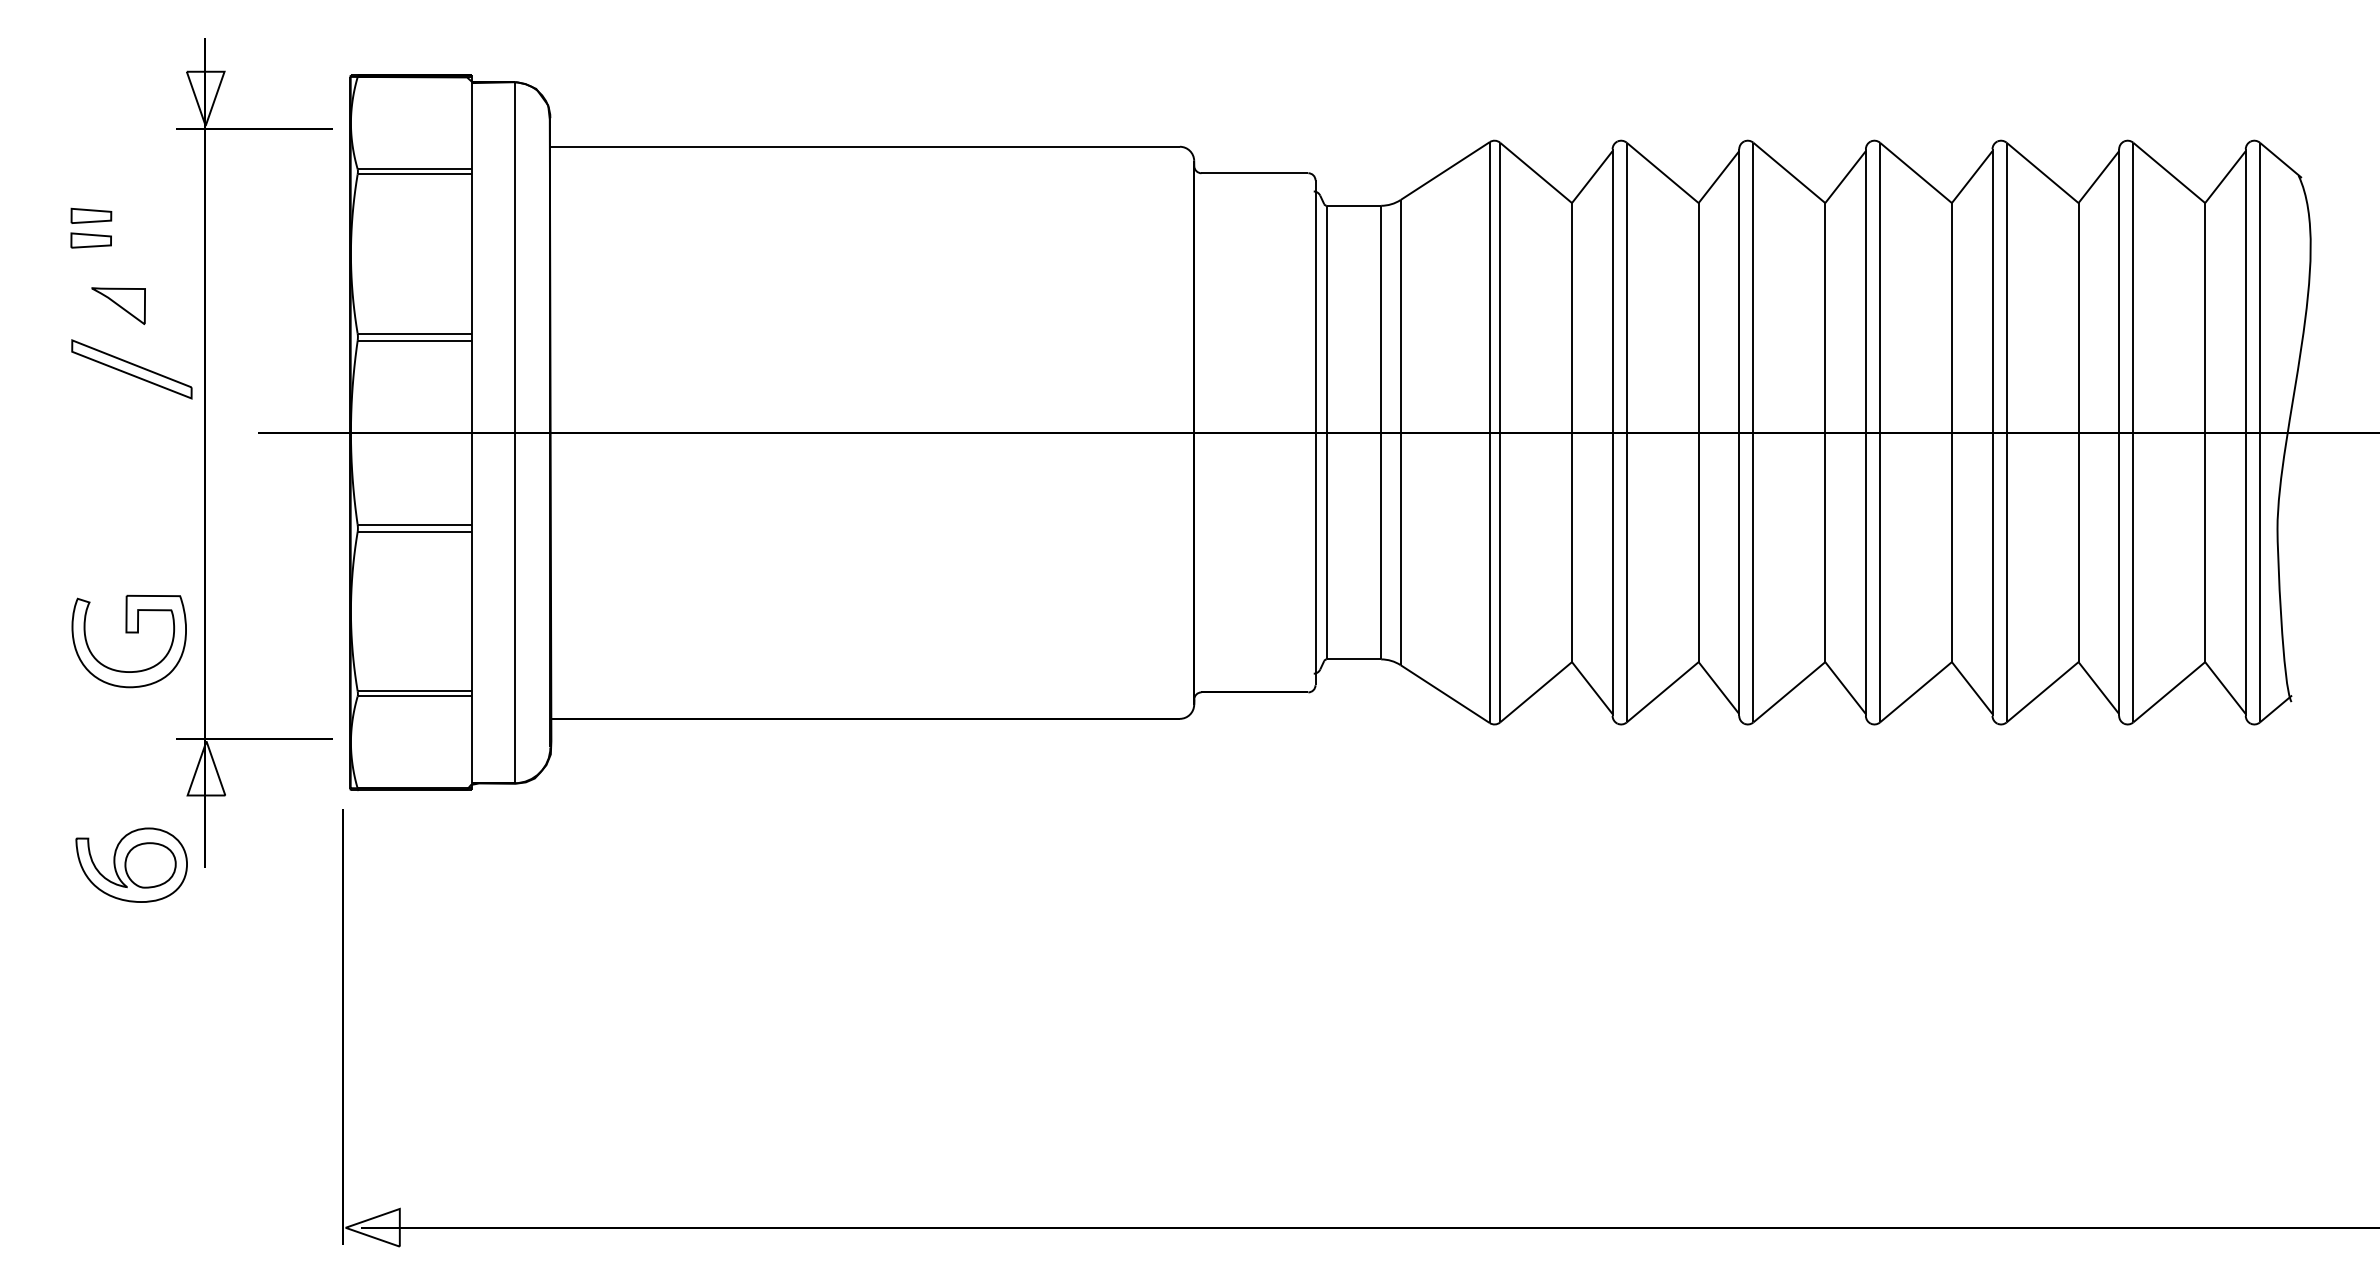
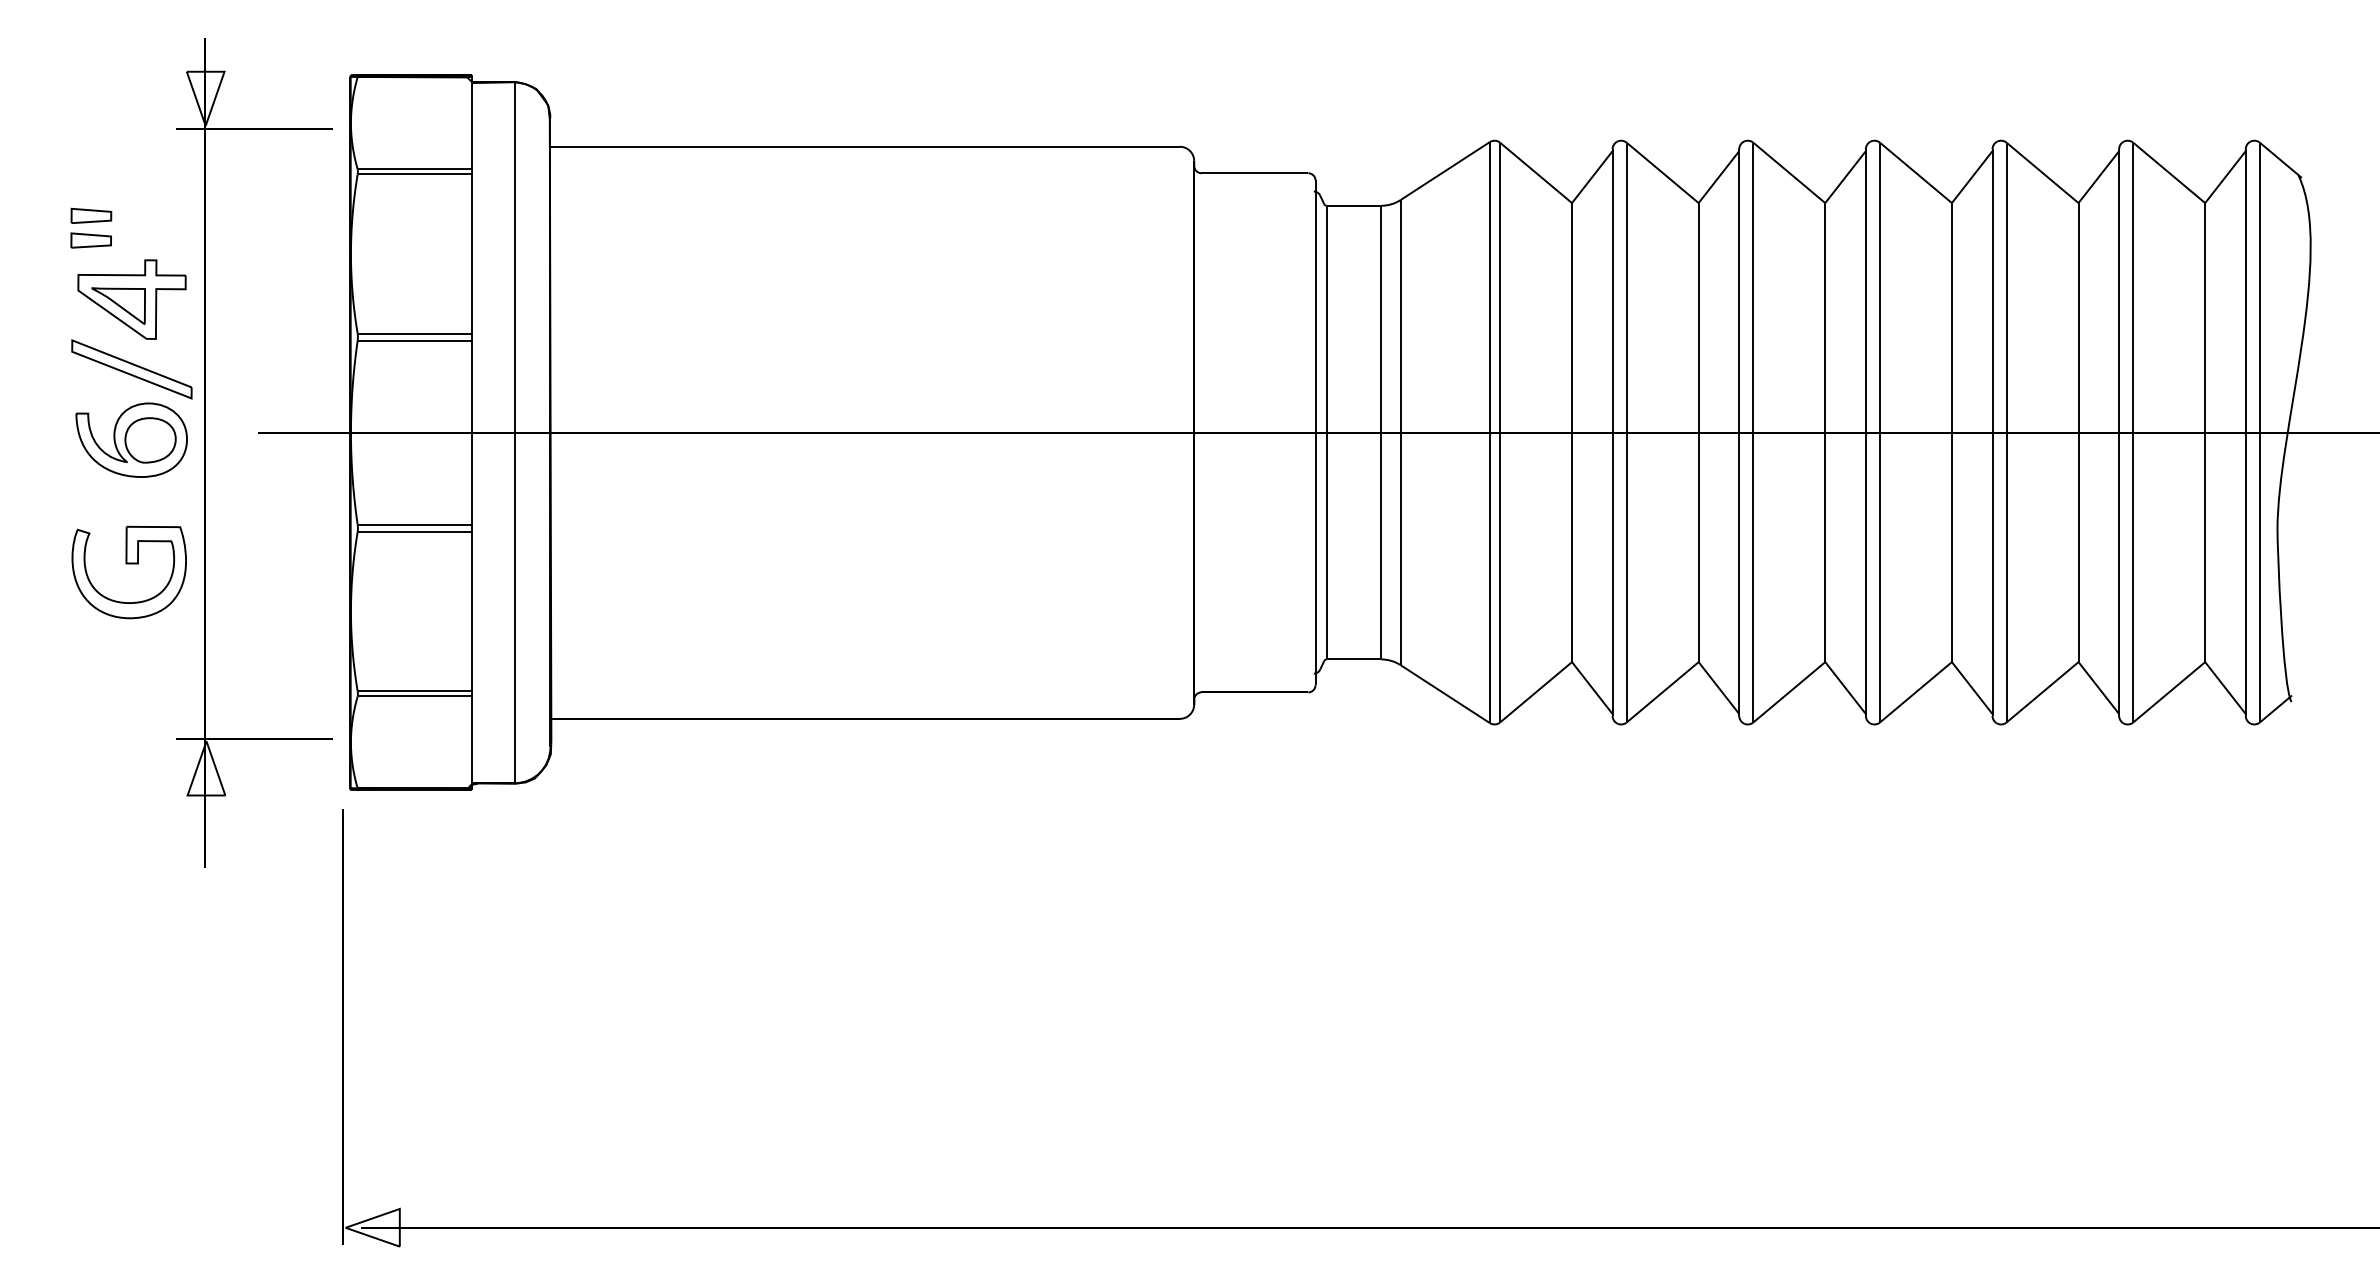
part: none -> present (131, 299)
part position: (128, 633) -> (128, 564) (128, 564)
part position: (131, 864) -> (131, 439) (131, 439)
